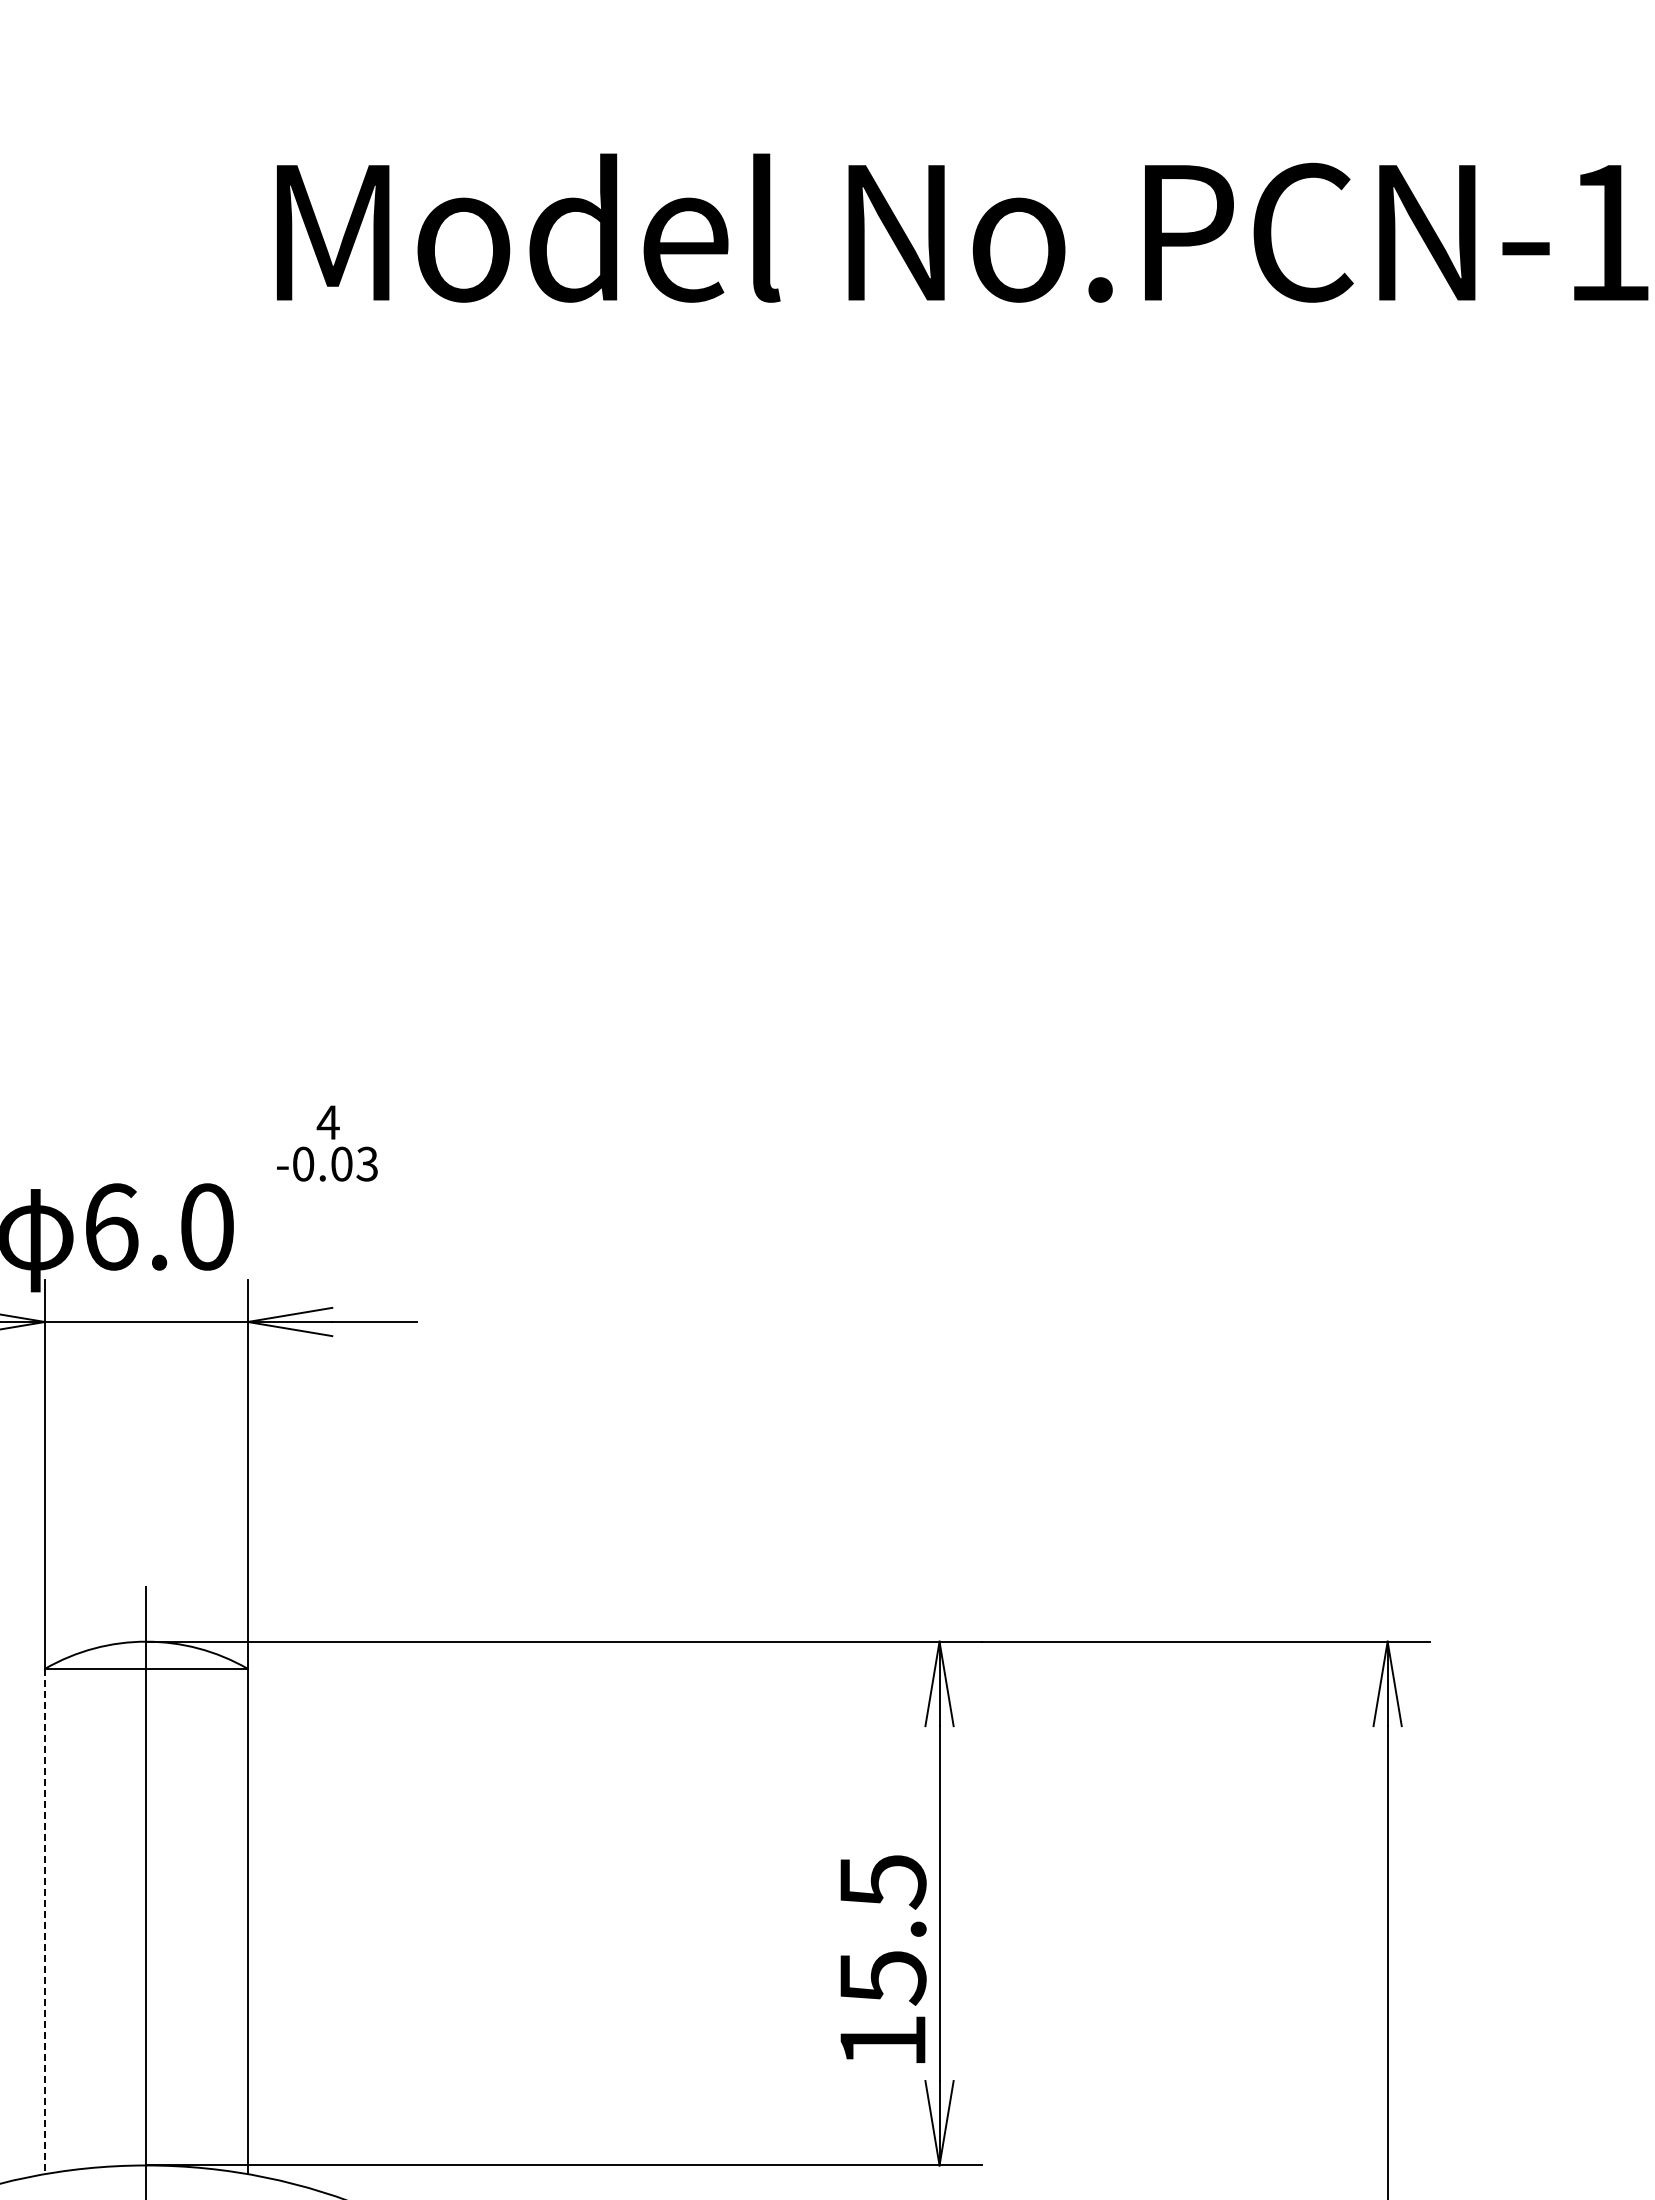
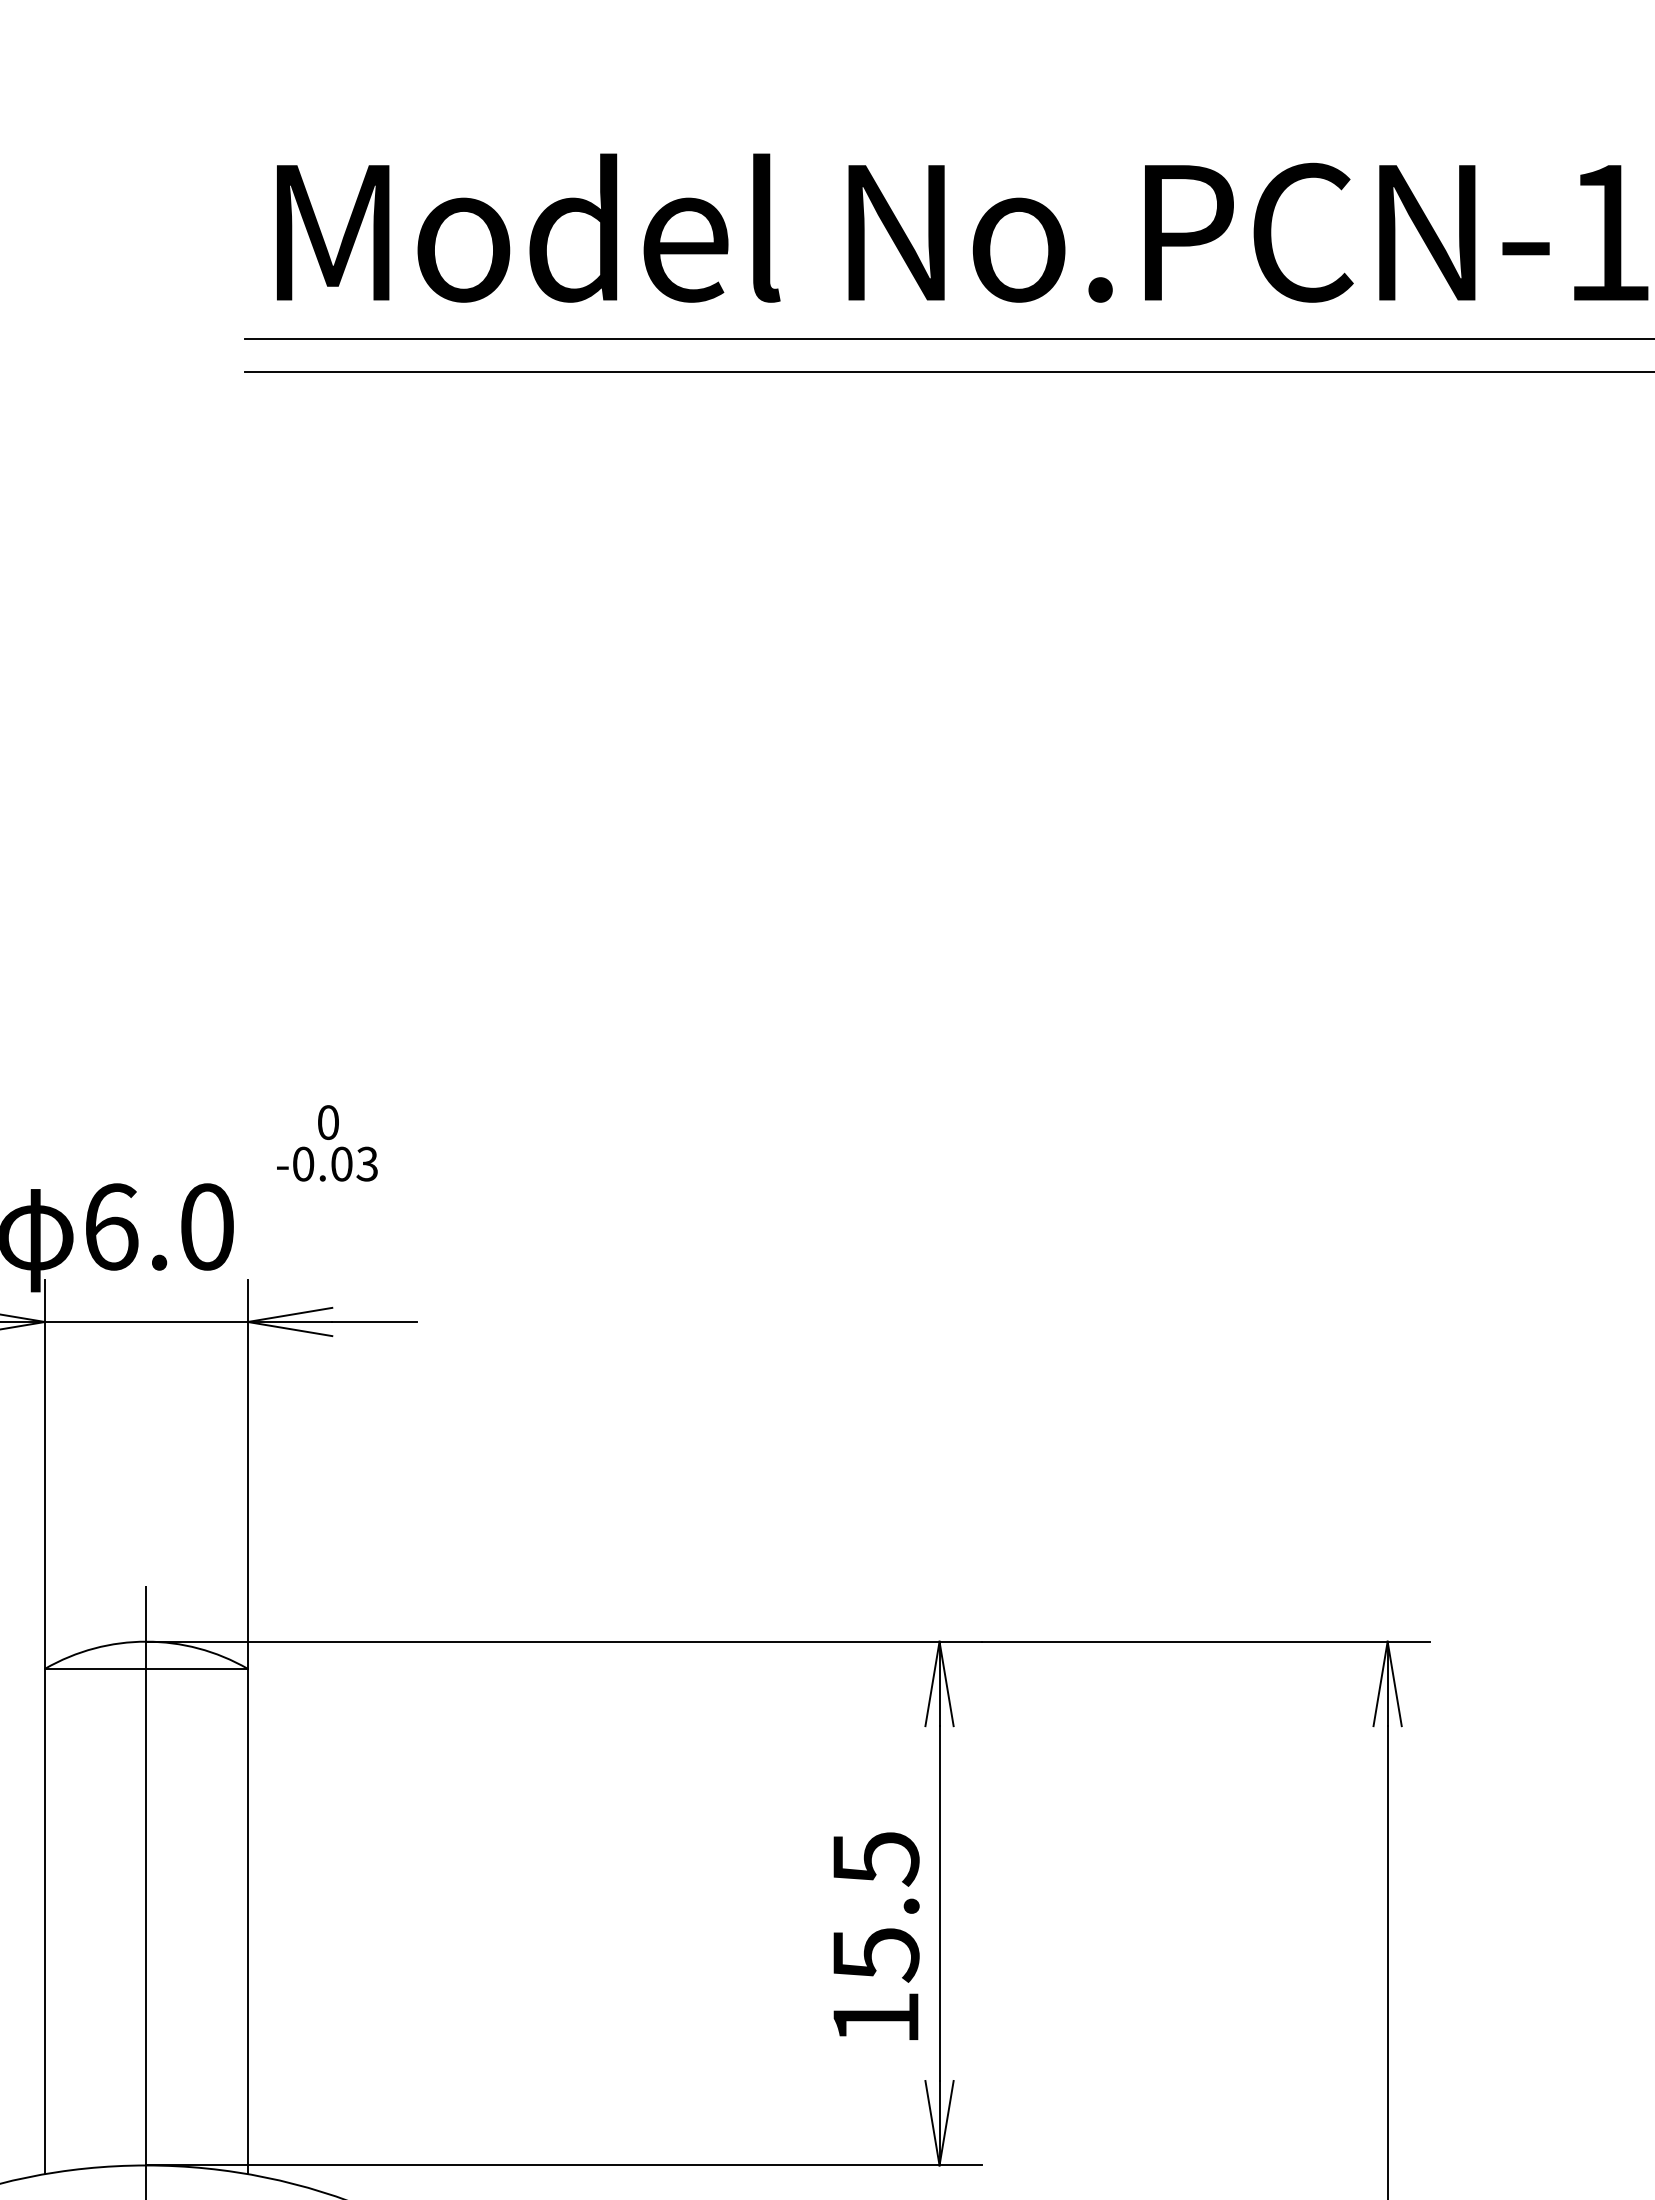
line: none -> present (948, 338)
line: none -> present (948, 372)
text: 4 -> 0 (327, 1122)
line: dashed -> solid (45, 1921)
text position: (883, 1958) -> (876, 1935) (876, 1935)
